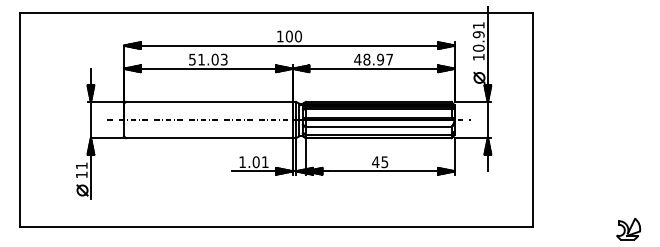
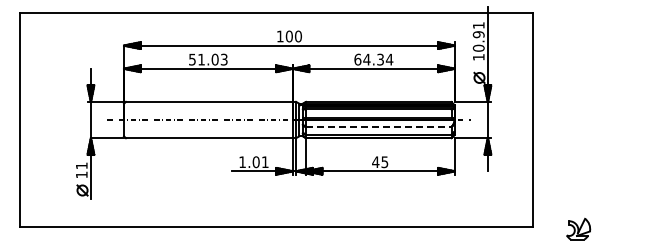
text: 48.97 -> 64.34 (373, 59)
line: solid -> dashed (378, 127)
part position: (628, 228) -> (578, 228) (578, 228)
